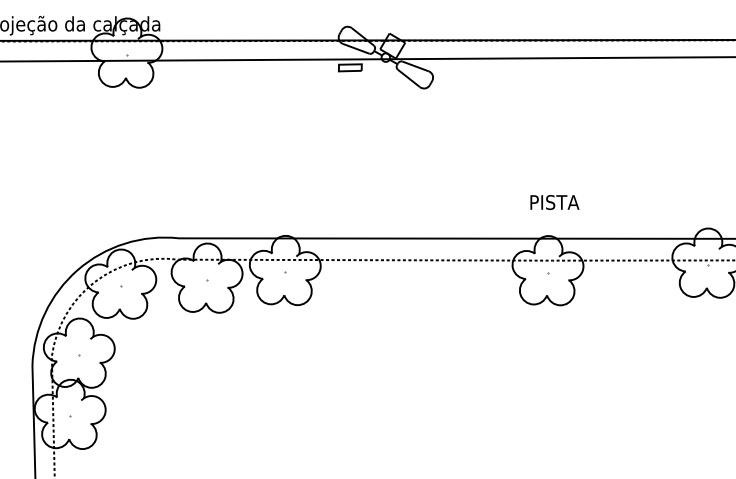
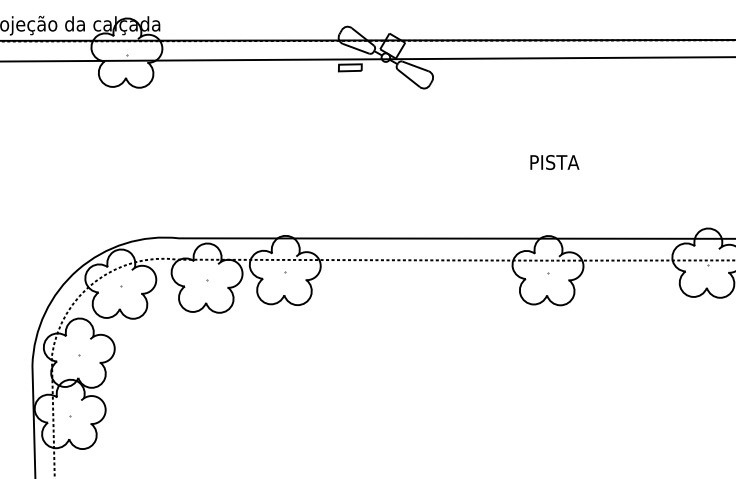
text position: (554, 202) -> (554, 162) (554, 162)
